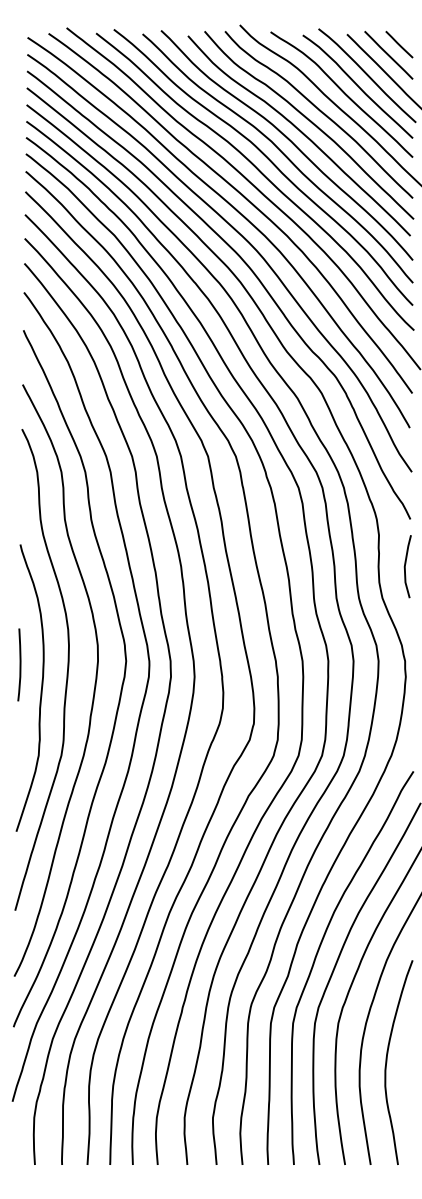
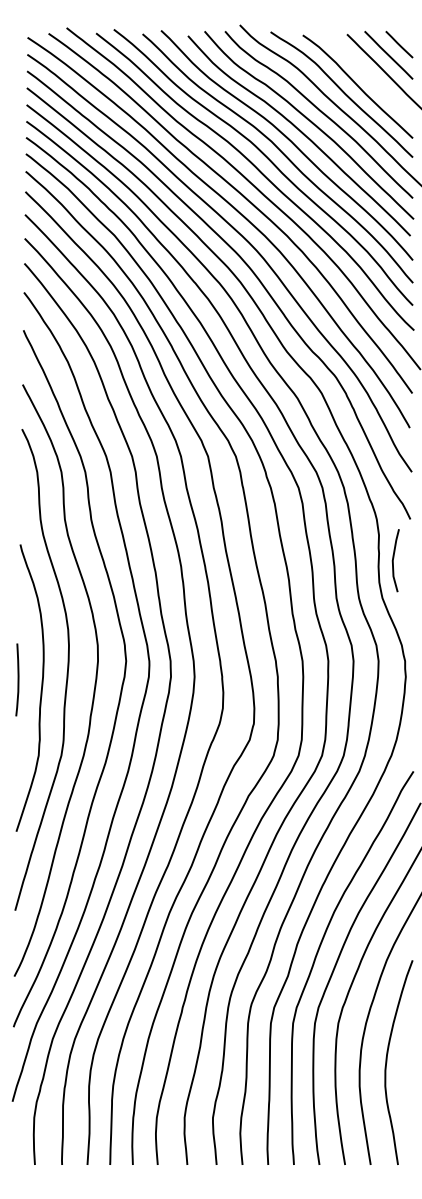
curve: present -> none (367, 75)
line position: (405, 566) -> (393, 560) (393, 560)
curve position: (19, 664) -> (17, 679) (17, 679)
